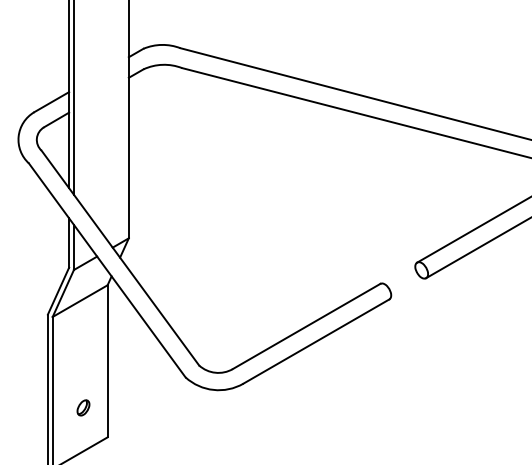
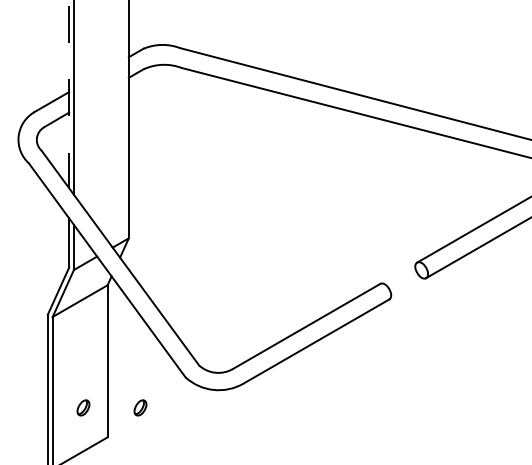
line: solid -> dashed (69, 94)
part: none -> present (140, 407)
